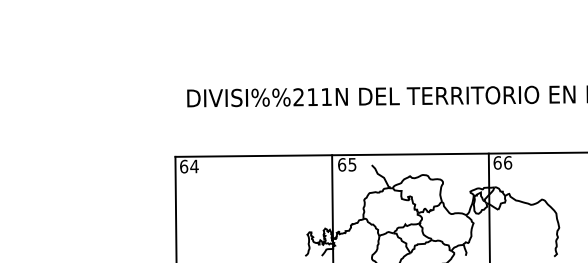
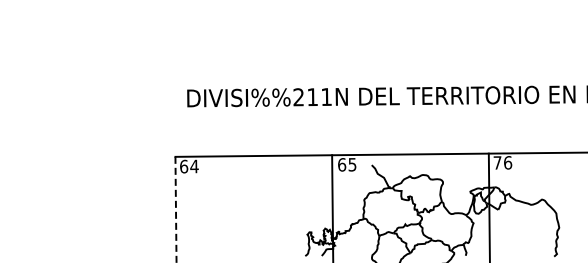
text: 66 -> 76 (497, 162)
line: solid -> dashed (175, 209)
